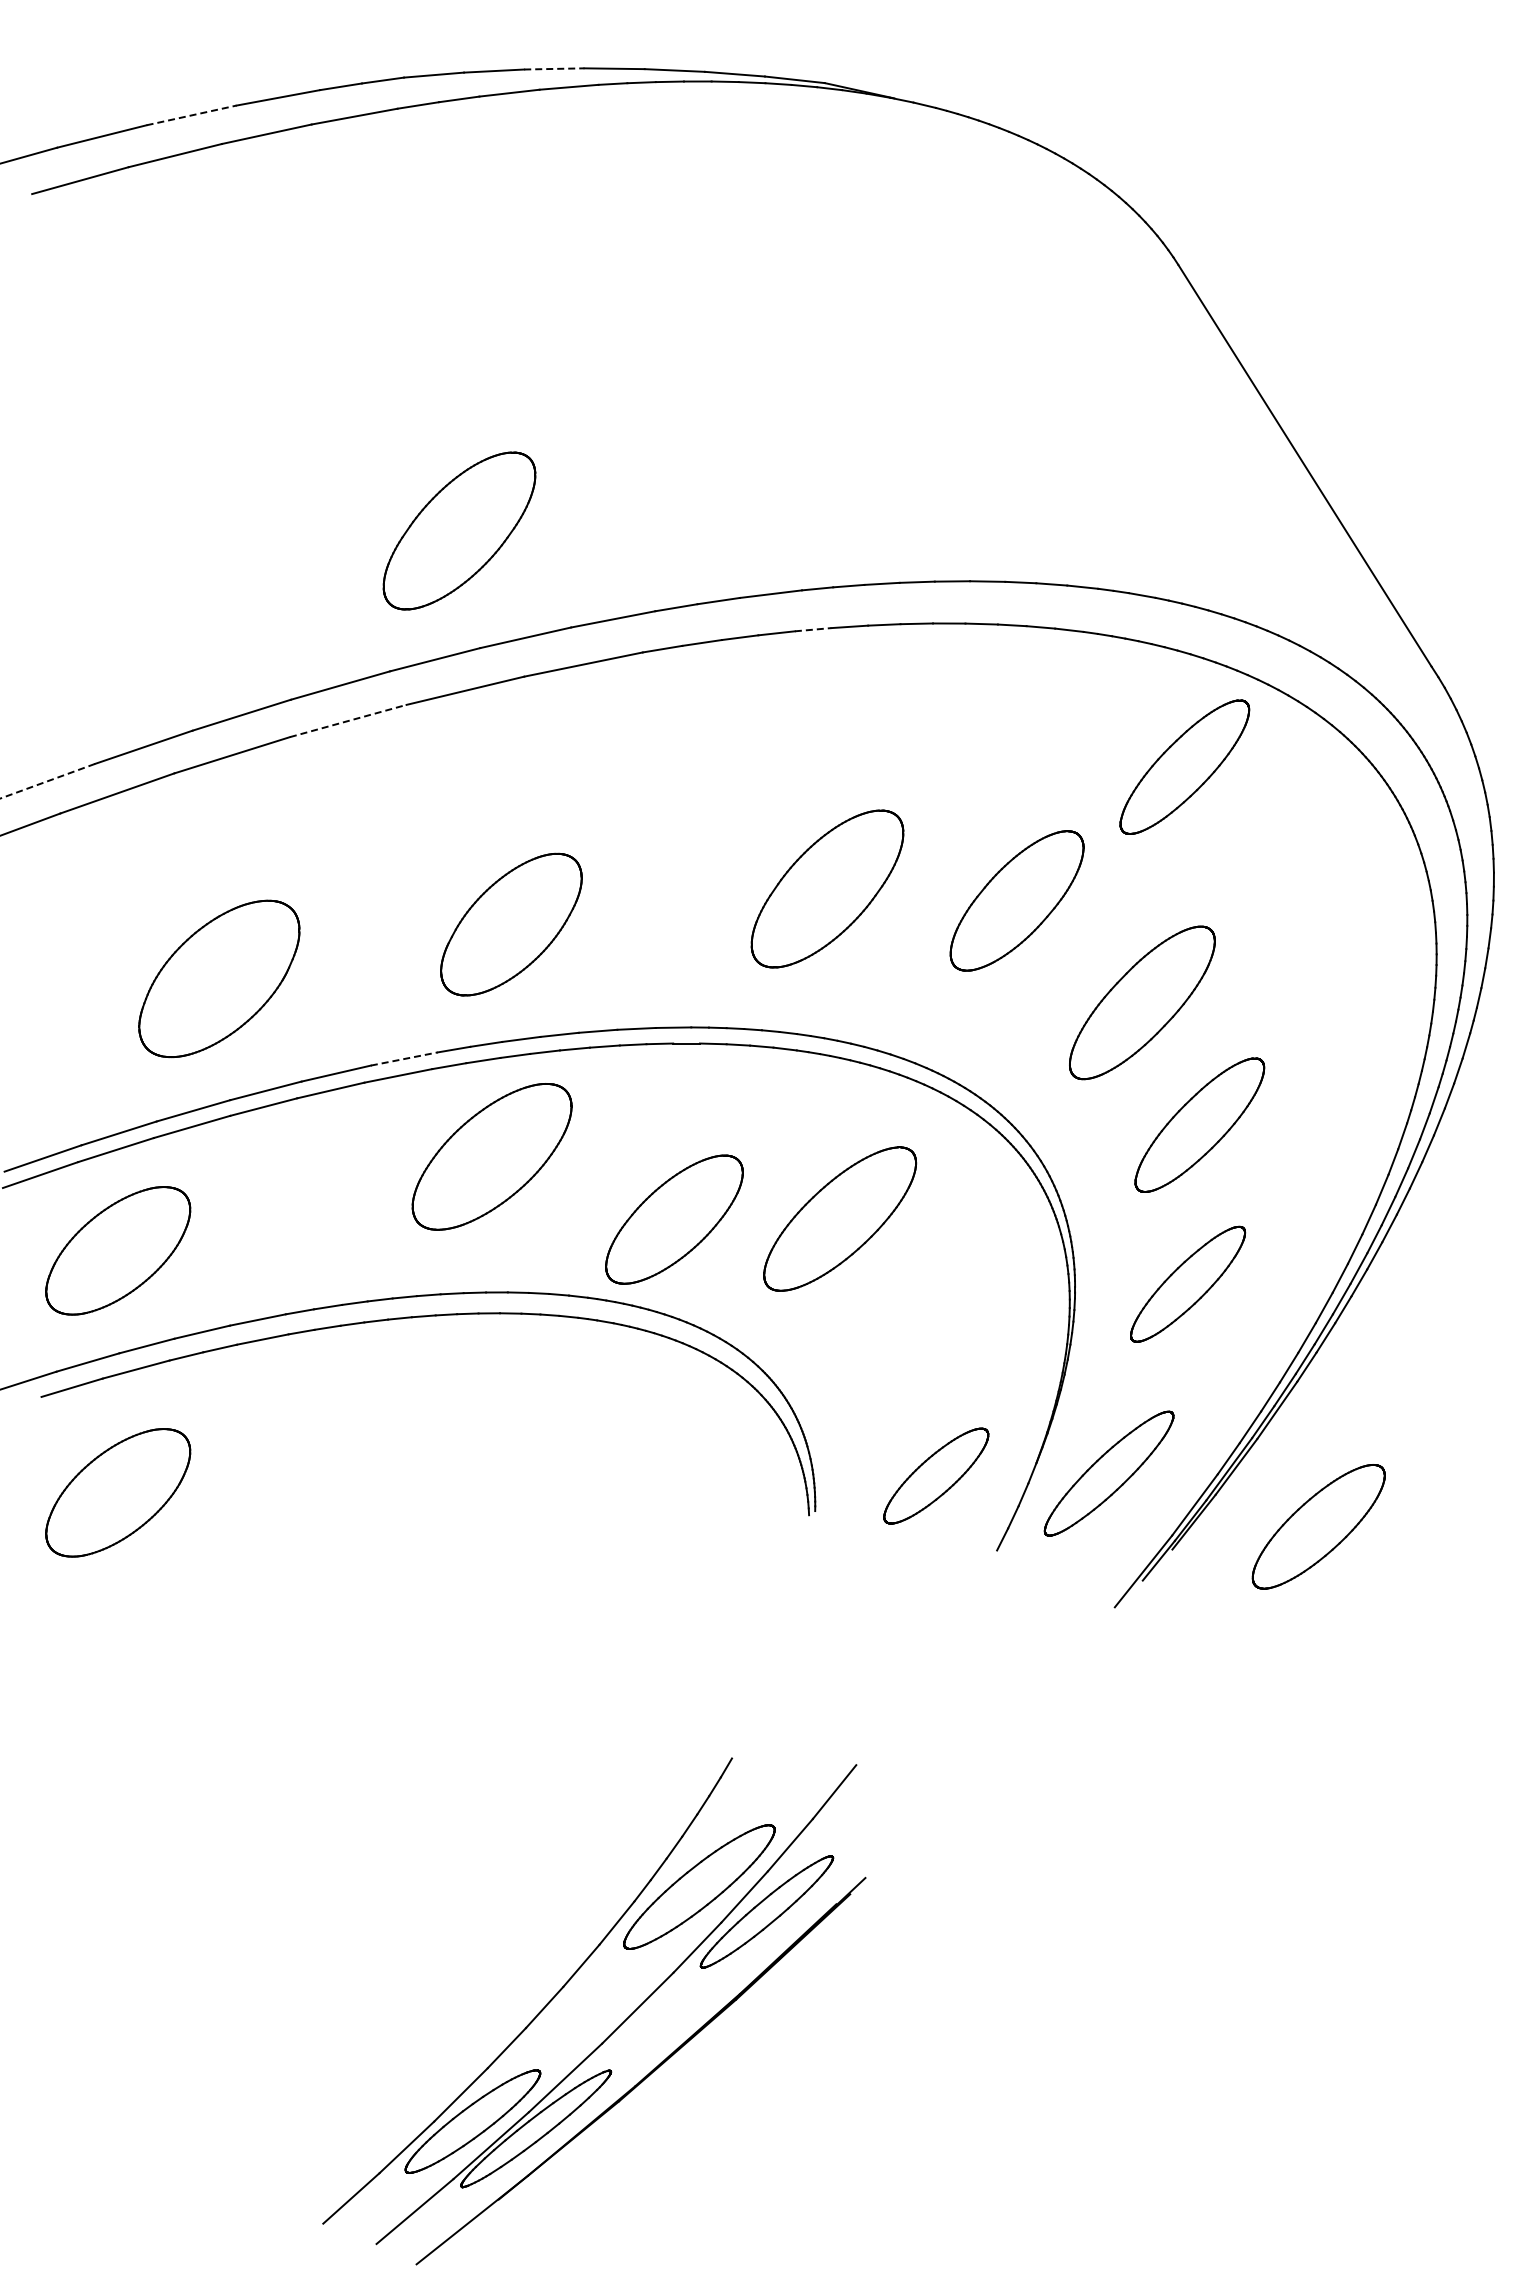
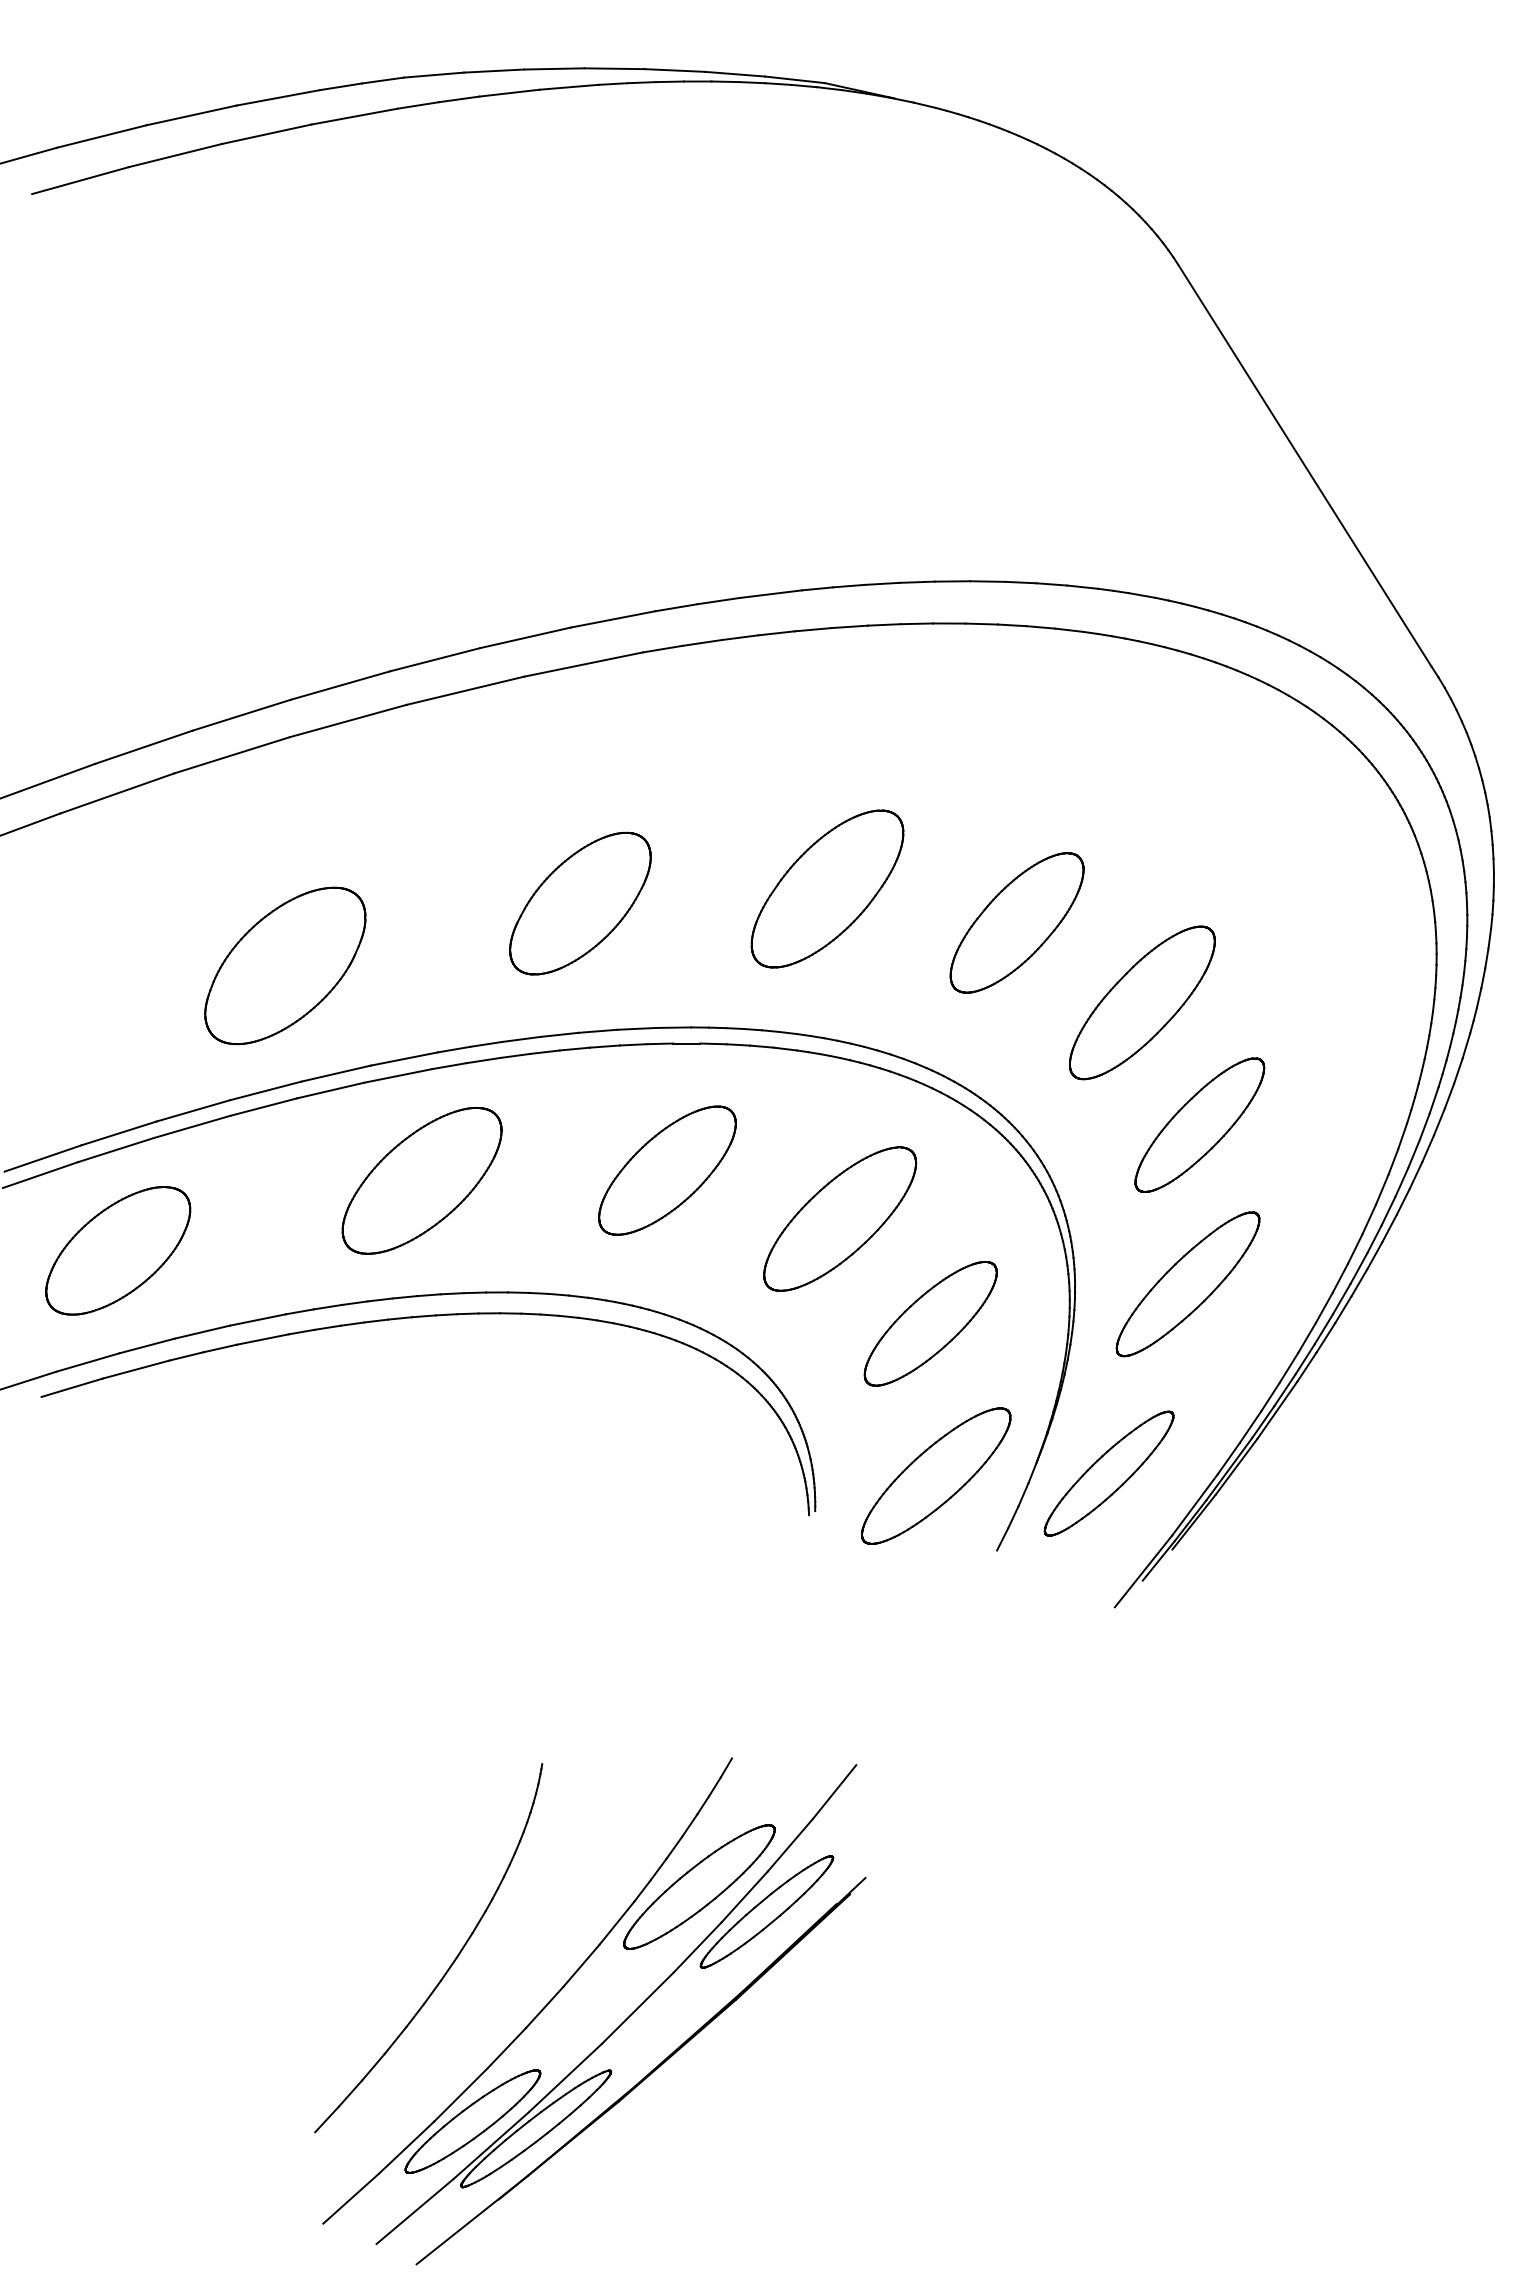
line: dashed -> solid (554, 68)
line: dashed -> solid (192, 115)
part: present -> none (459, 530)
line: dashed -> solid (813, 629)
line: dashed -> solid (348, 721)
part: present -> none (1184, 766)
line: dashed -> solid (47, 781)
part position: (1016, 900) -> (1016, 922) (1016, 922)
part position: (511, 924) -> (580, 903) (580, 903)
part position: (219, 978) -> (285, 965) (285, 965)
line: dashed -> solid (404, 1058)
part position: (491, 1156) -> (421, 1180) (421, 1180)
part position: (674, 1219) -> (667, 1170) (667, 1170)
part size: 117x118 px -> 146x147 px (1187, 1284)
part size: 107x98 px -> 151x138 px (936, 1475)
part: present -> none (118, 1492)
part position: (1318, 1526) -> (930, 1323) (930, 1323)
part: none -> present (451, 1963)
